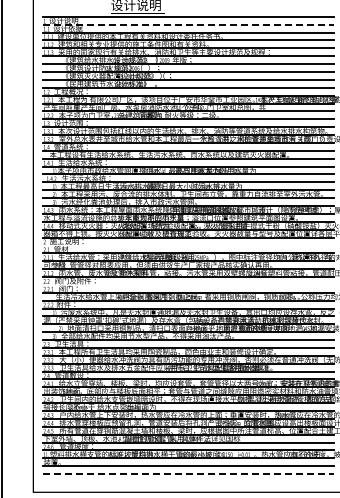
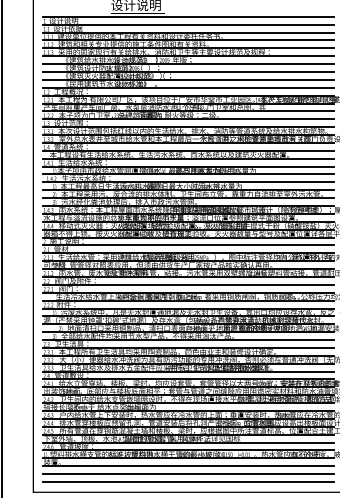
line: dashed -> solid (189, 24)
line: none -> present (188, 245)
line: none -> present (188, 284)
line: dashed -> solid (189, 474)
line: none -> present (188, 481)
